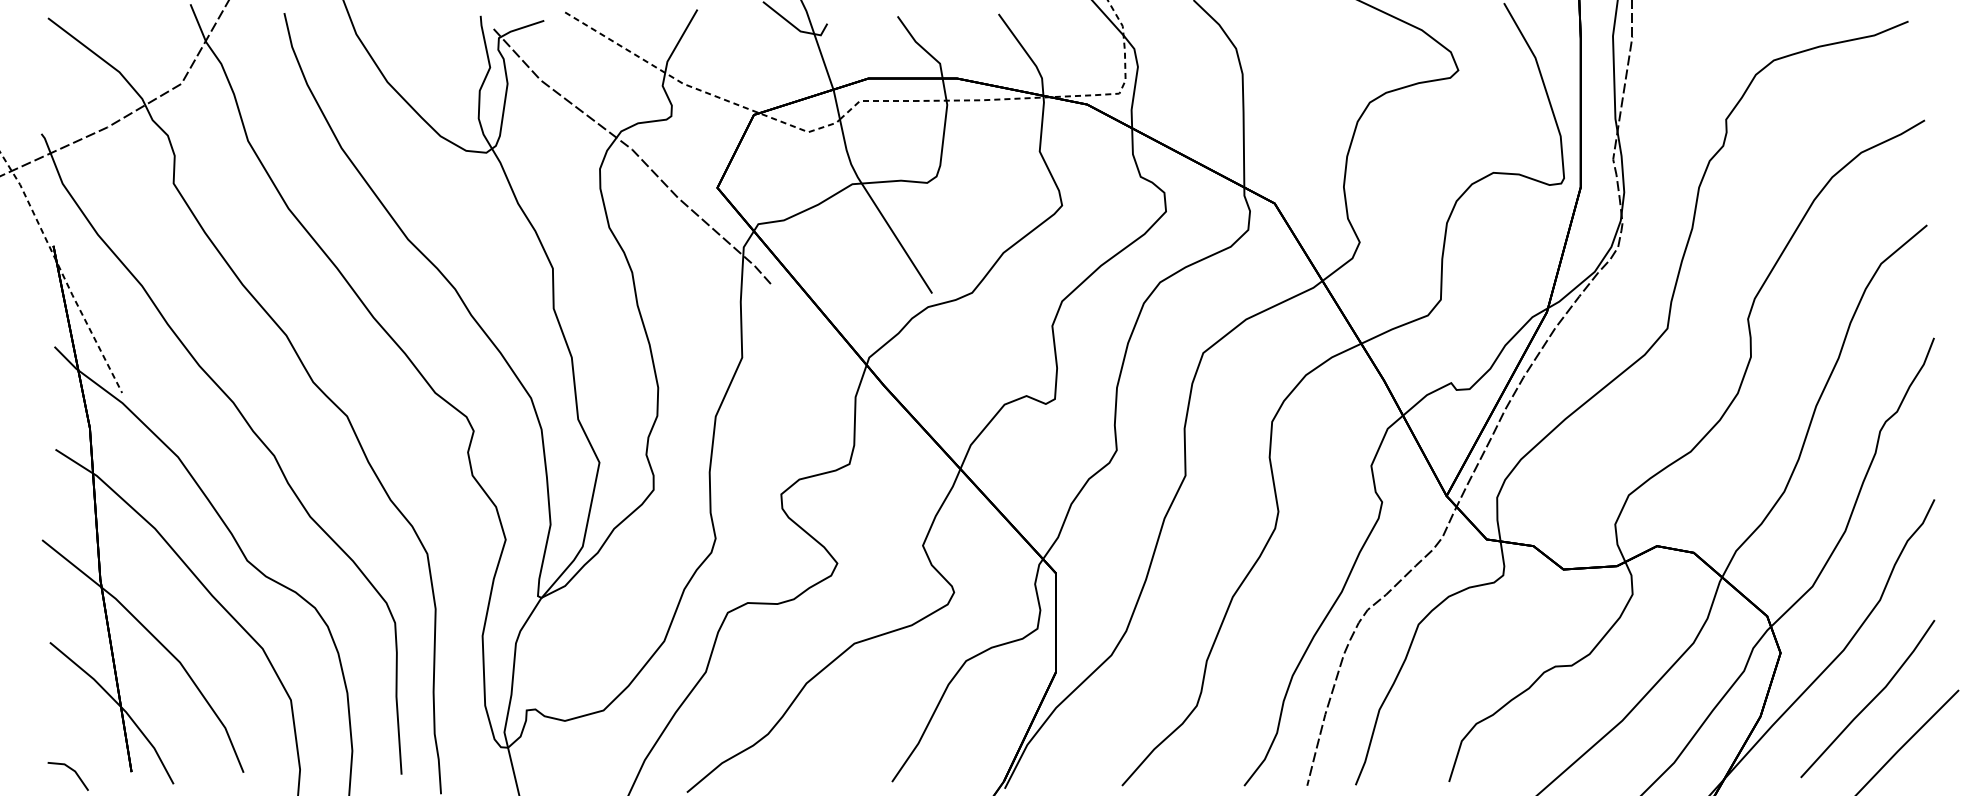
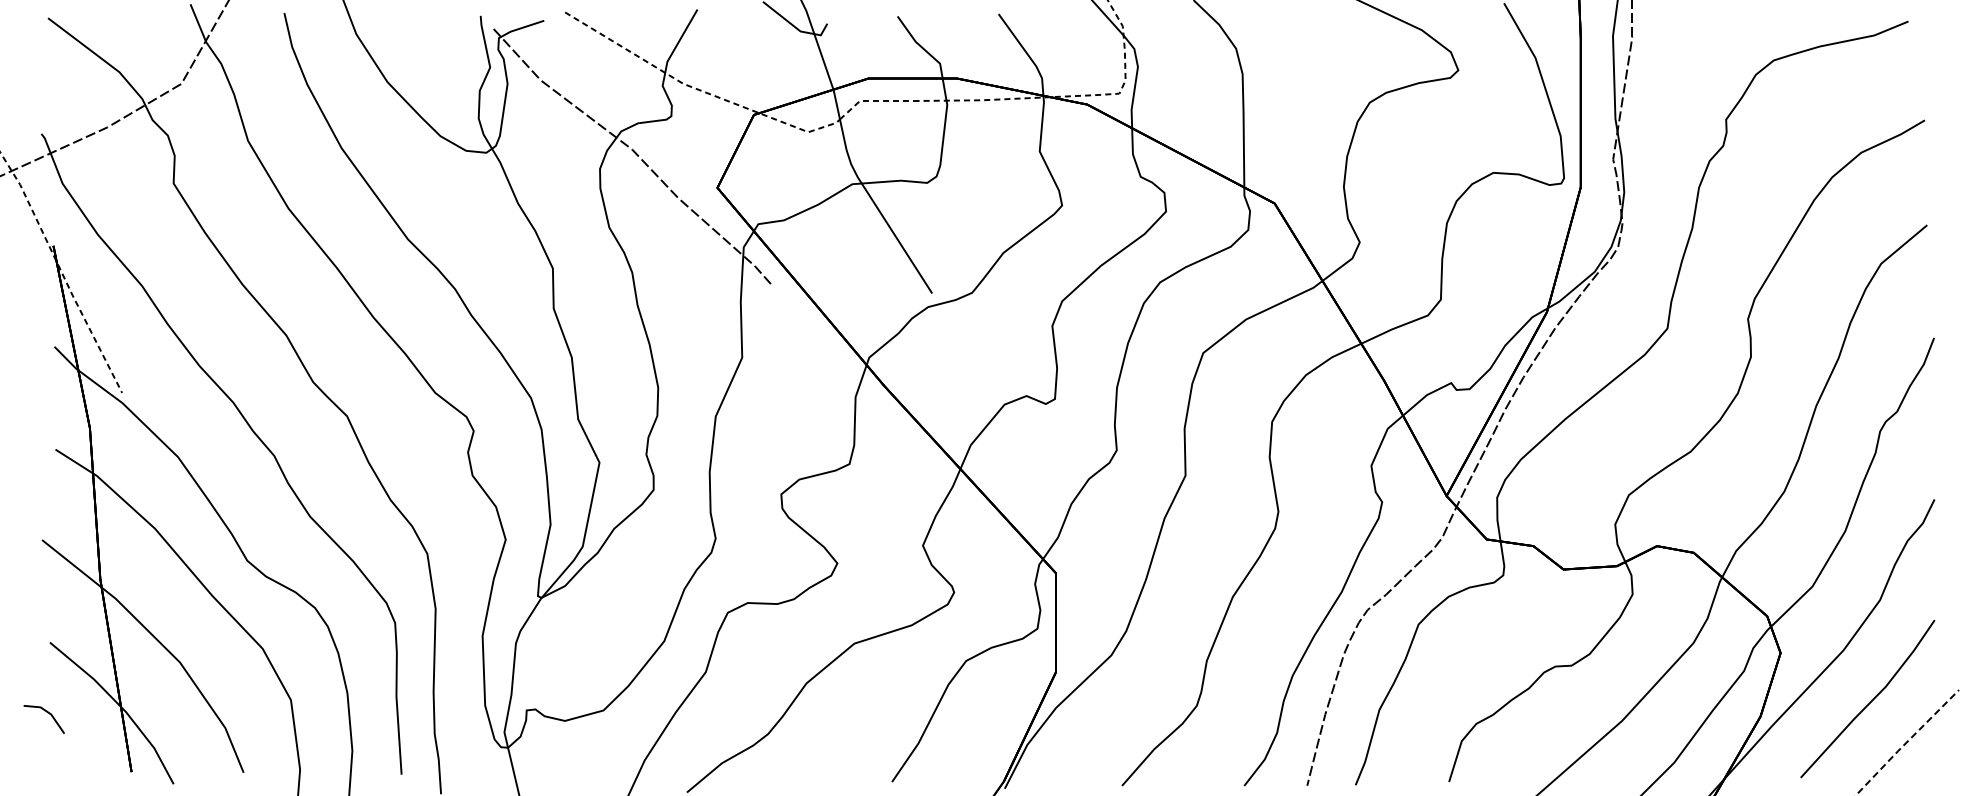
line: solid -> dashed (1907, 742)
line position: (71, 770) -> (47, 713) (47, 713)
